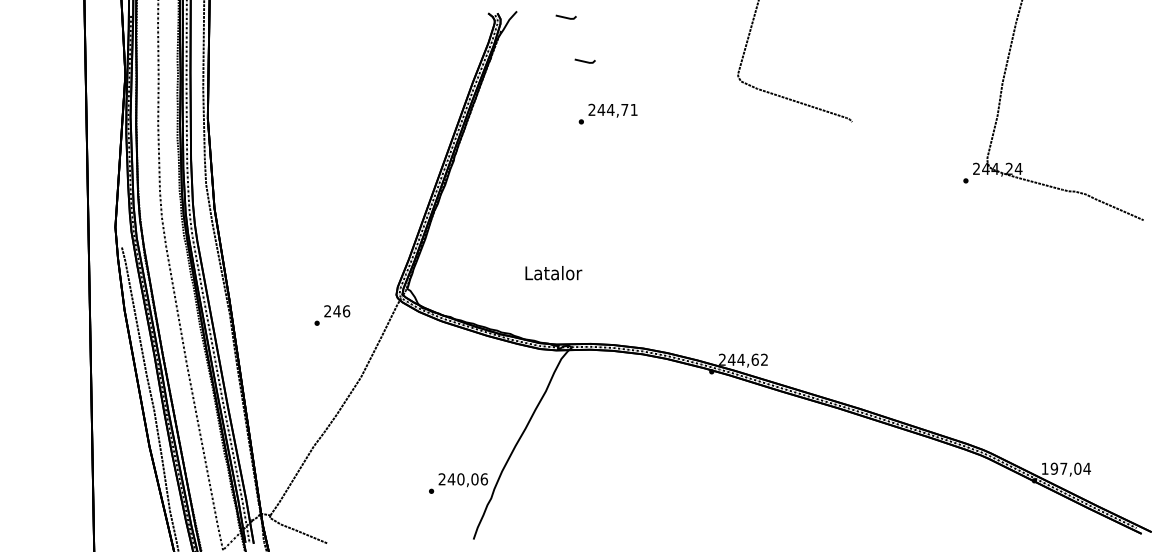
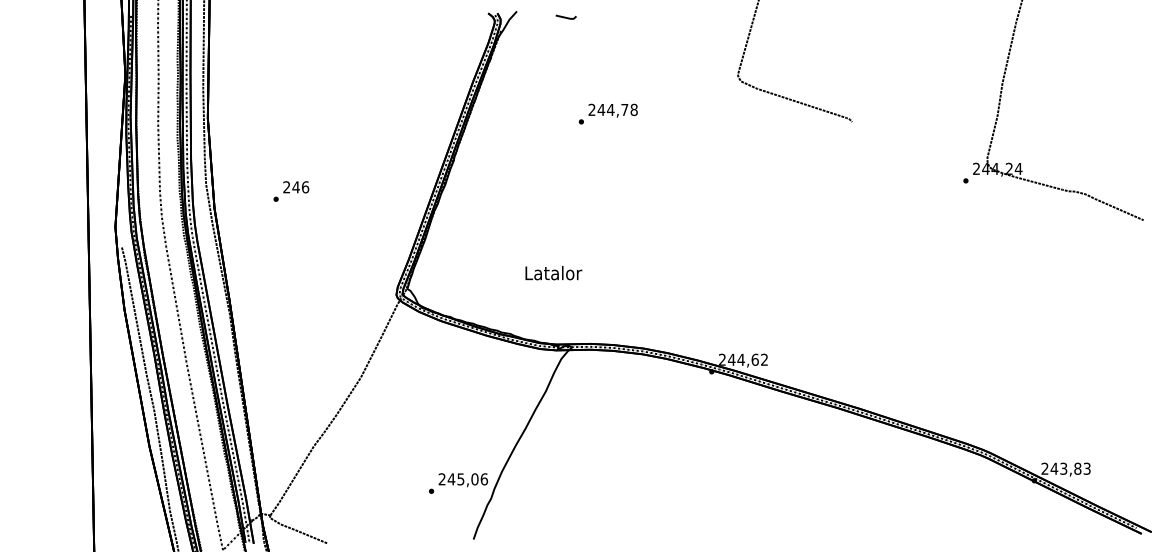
line: present -> none (584, 60)
text: 244,71 -> 244,78 (633, 109)
text position: (332, 315) -> (291, 191) (291, 191)
text: 197,04 -> 243,83 (1066, 468)
text: 240,06 -> 245,06 (460, 479)
